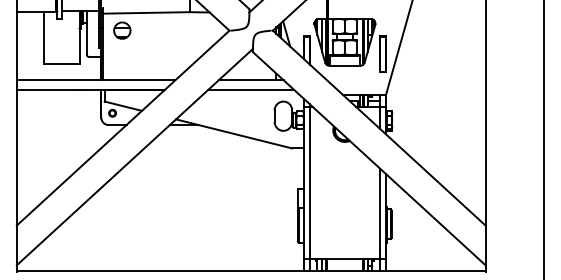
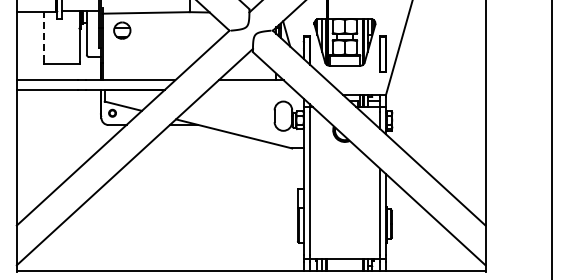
line: solid -> dashed (44, 36)
line: present -> none (251, 89)
line position: (544, 139) -> (552, 139) (552, 139)
